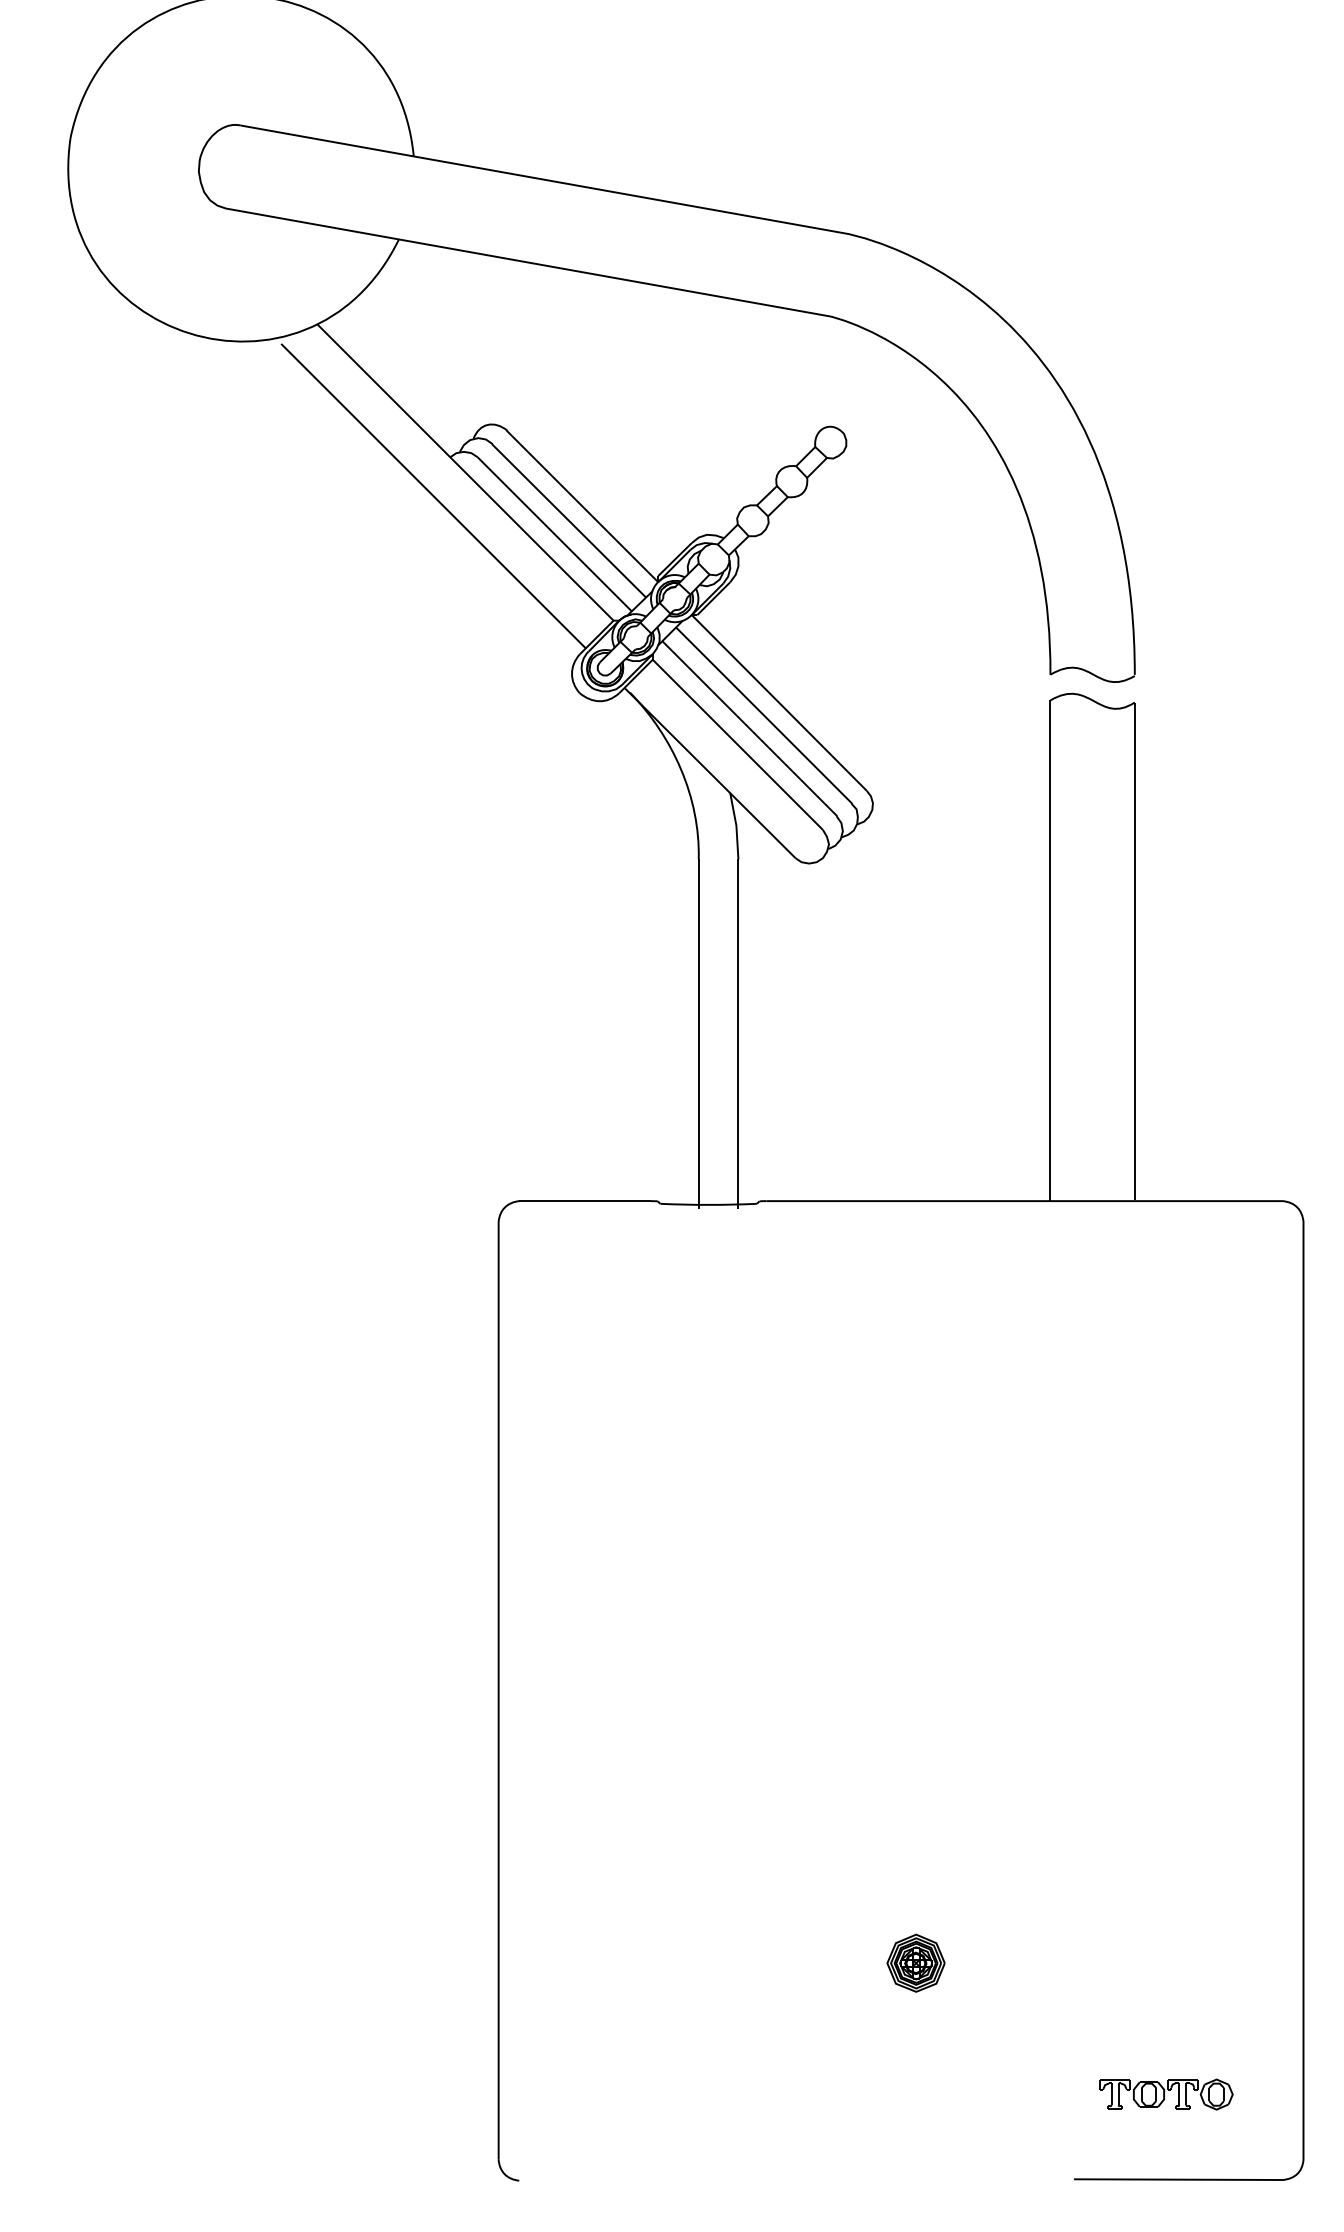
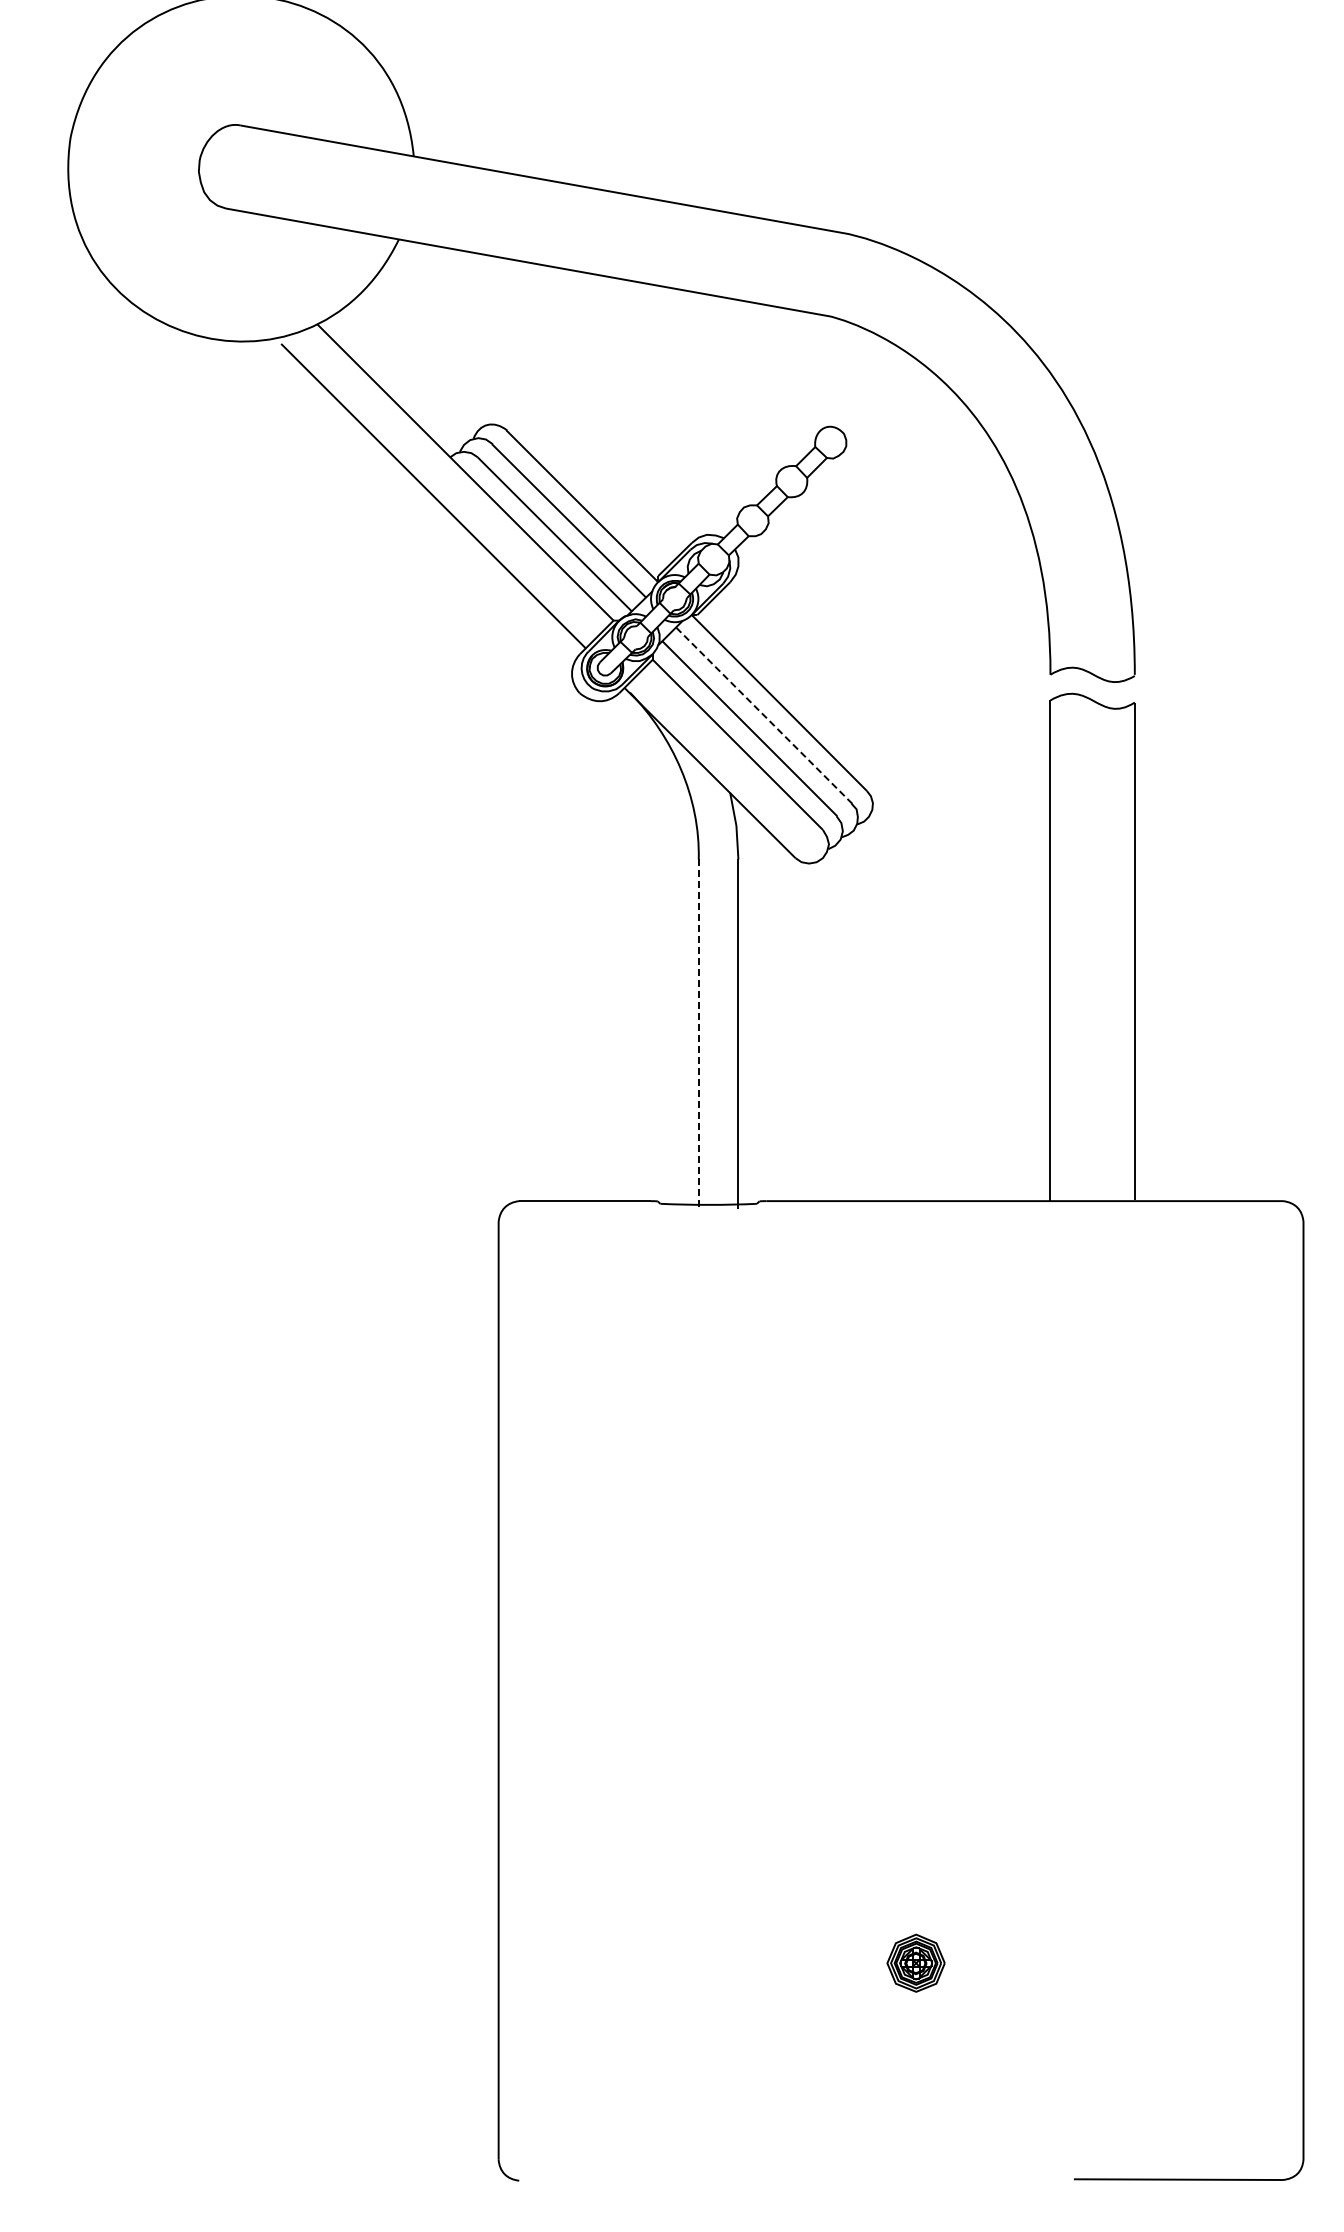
line: solid -> dashed (764, 715)
line: solid -> dashed (698, 1034)
part: present -> none (1166, 2094)
